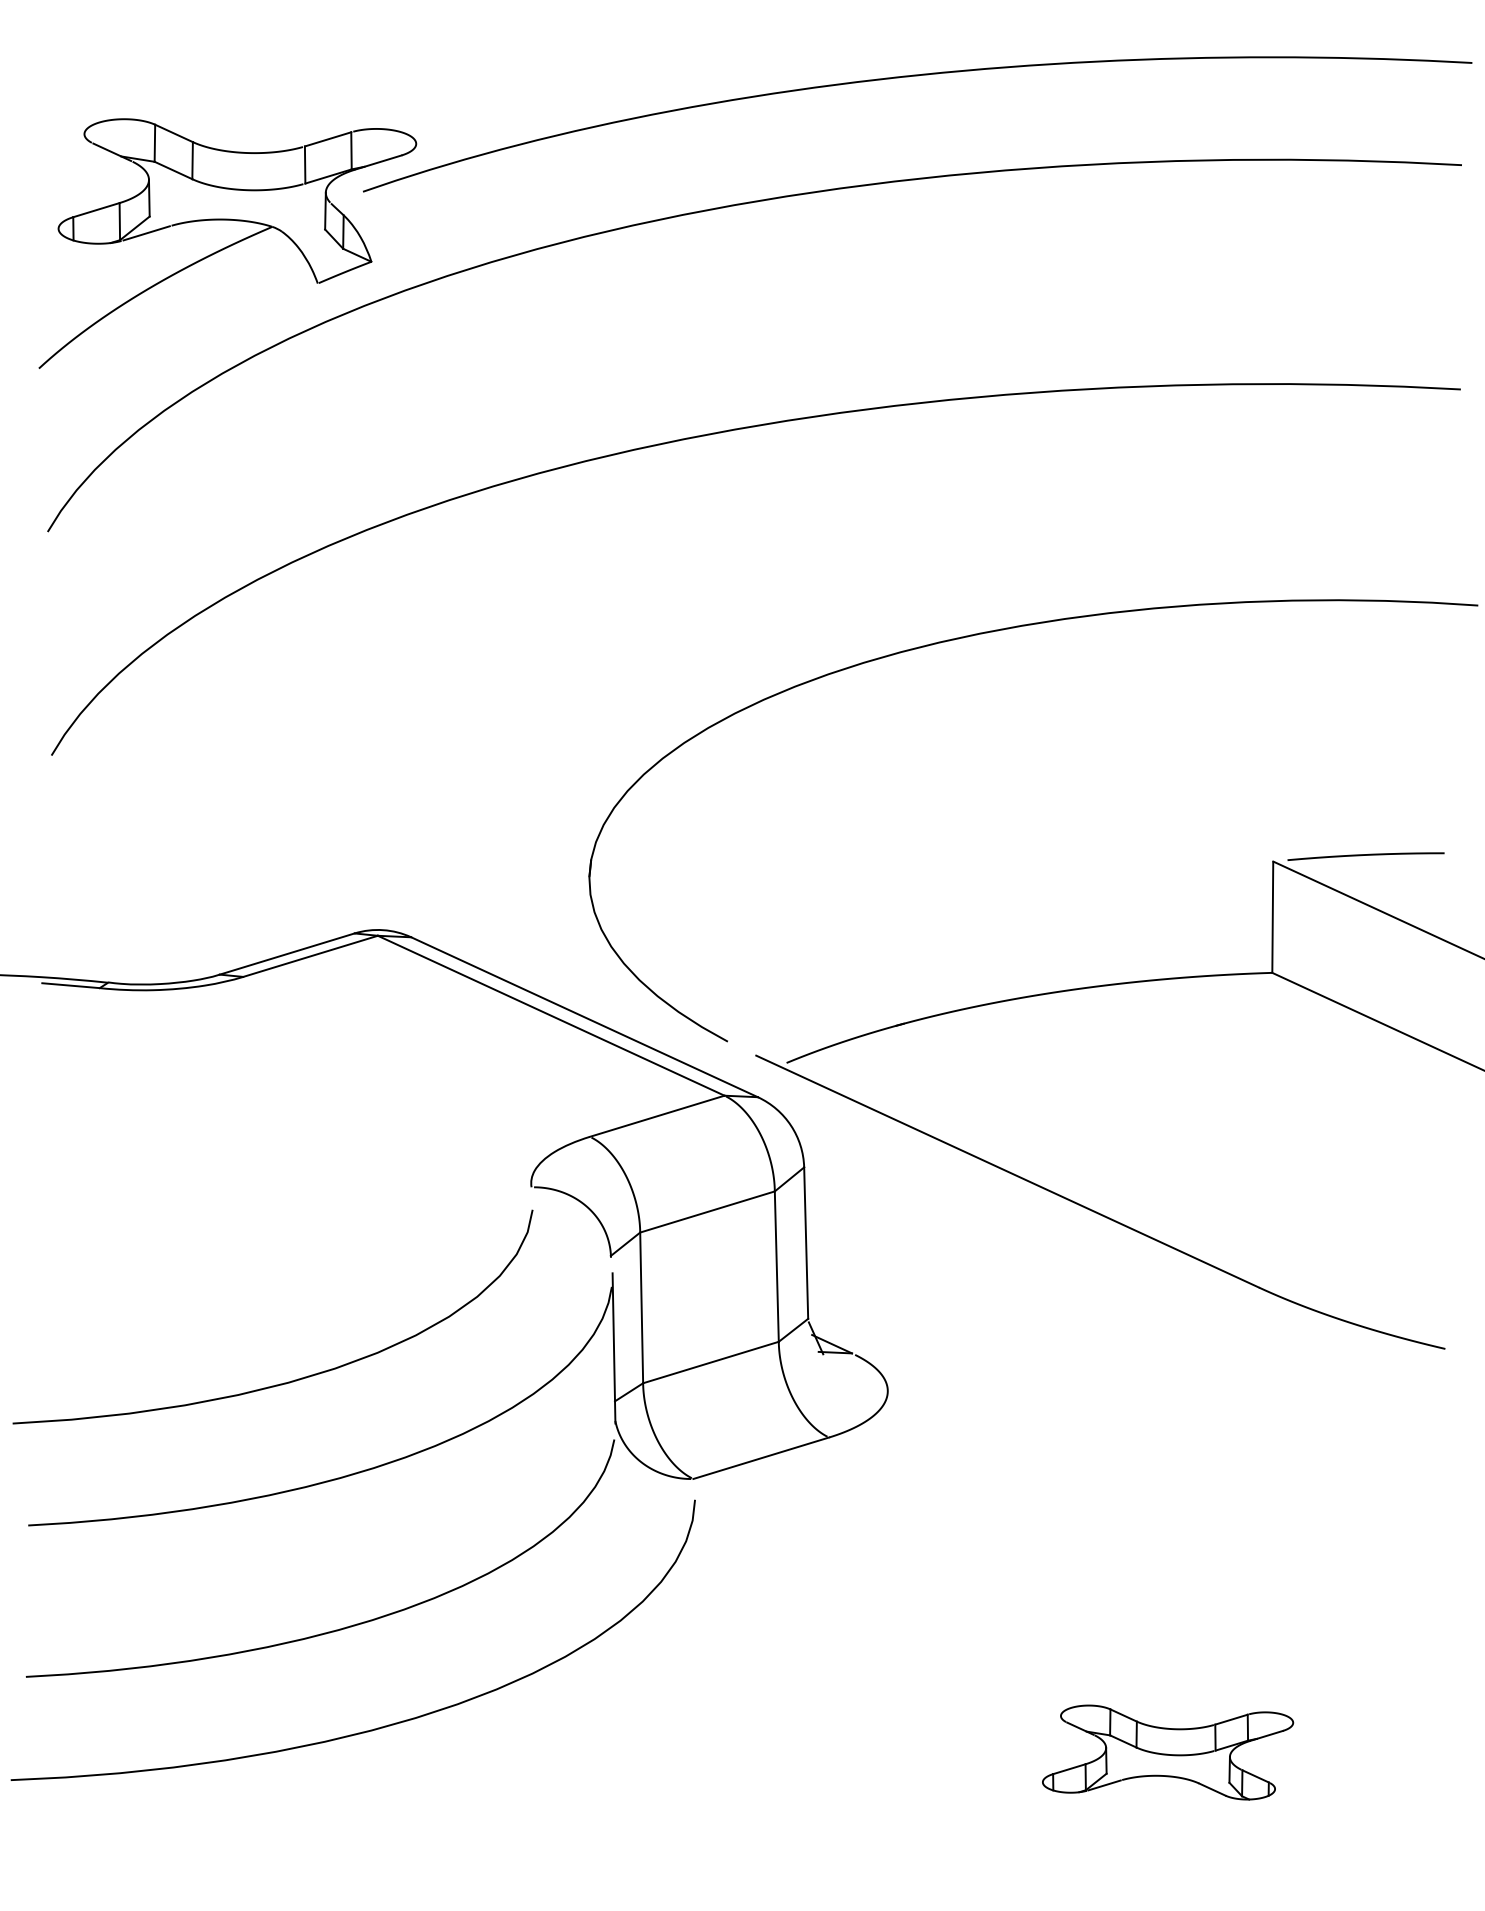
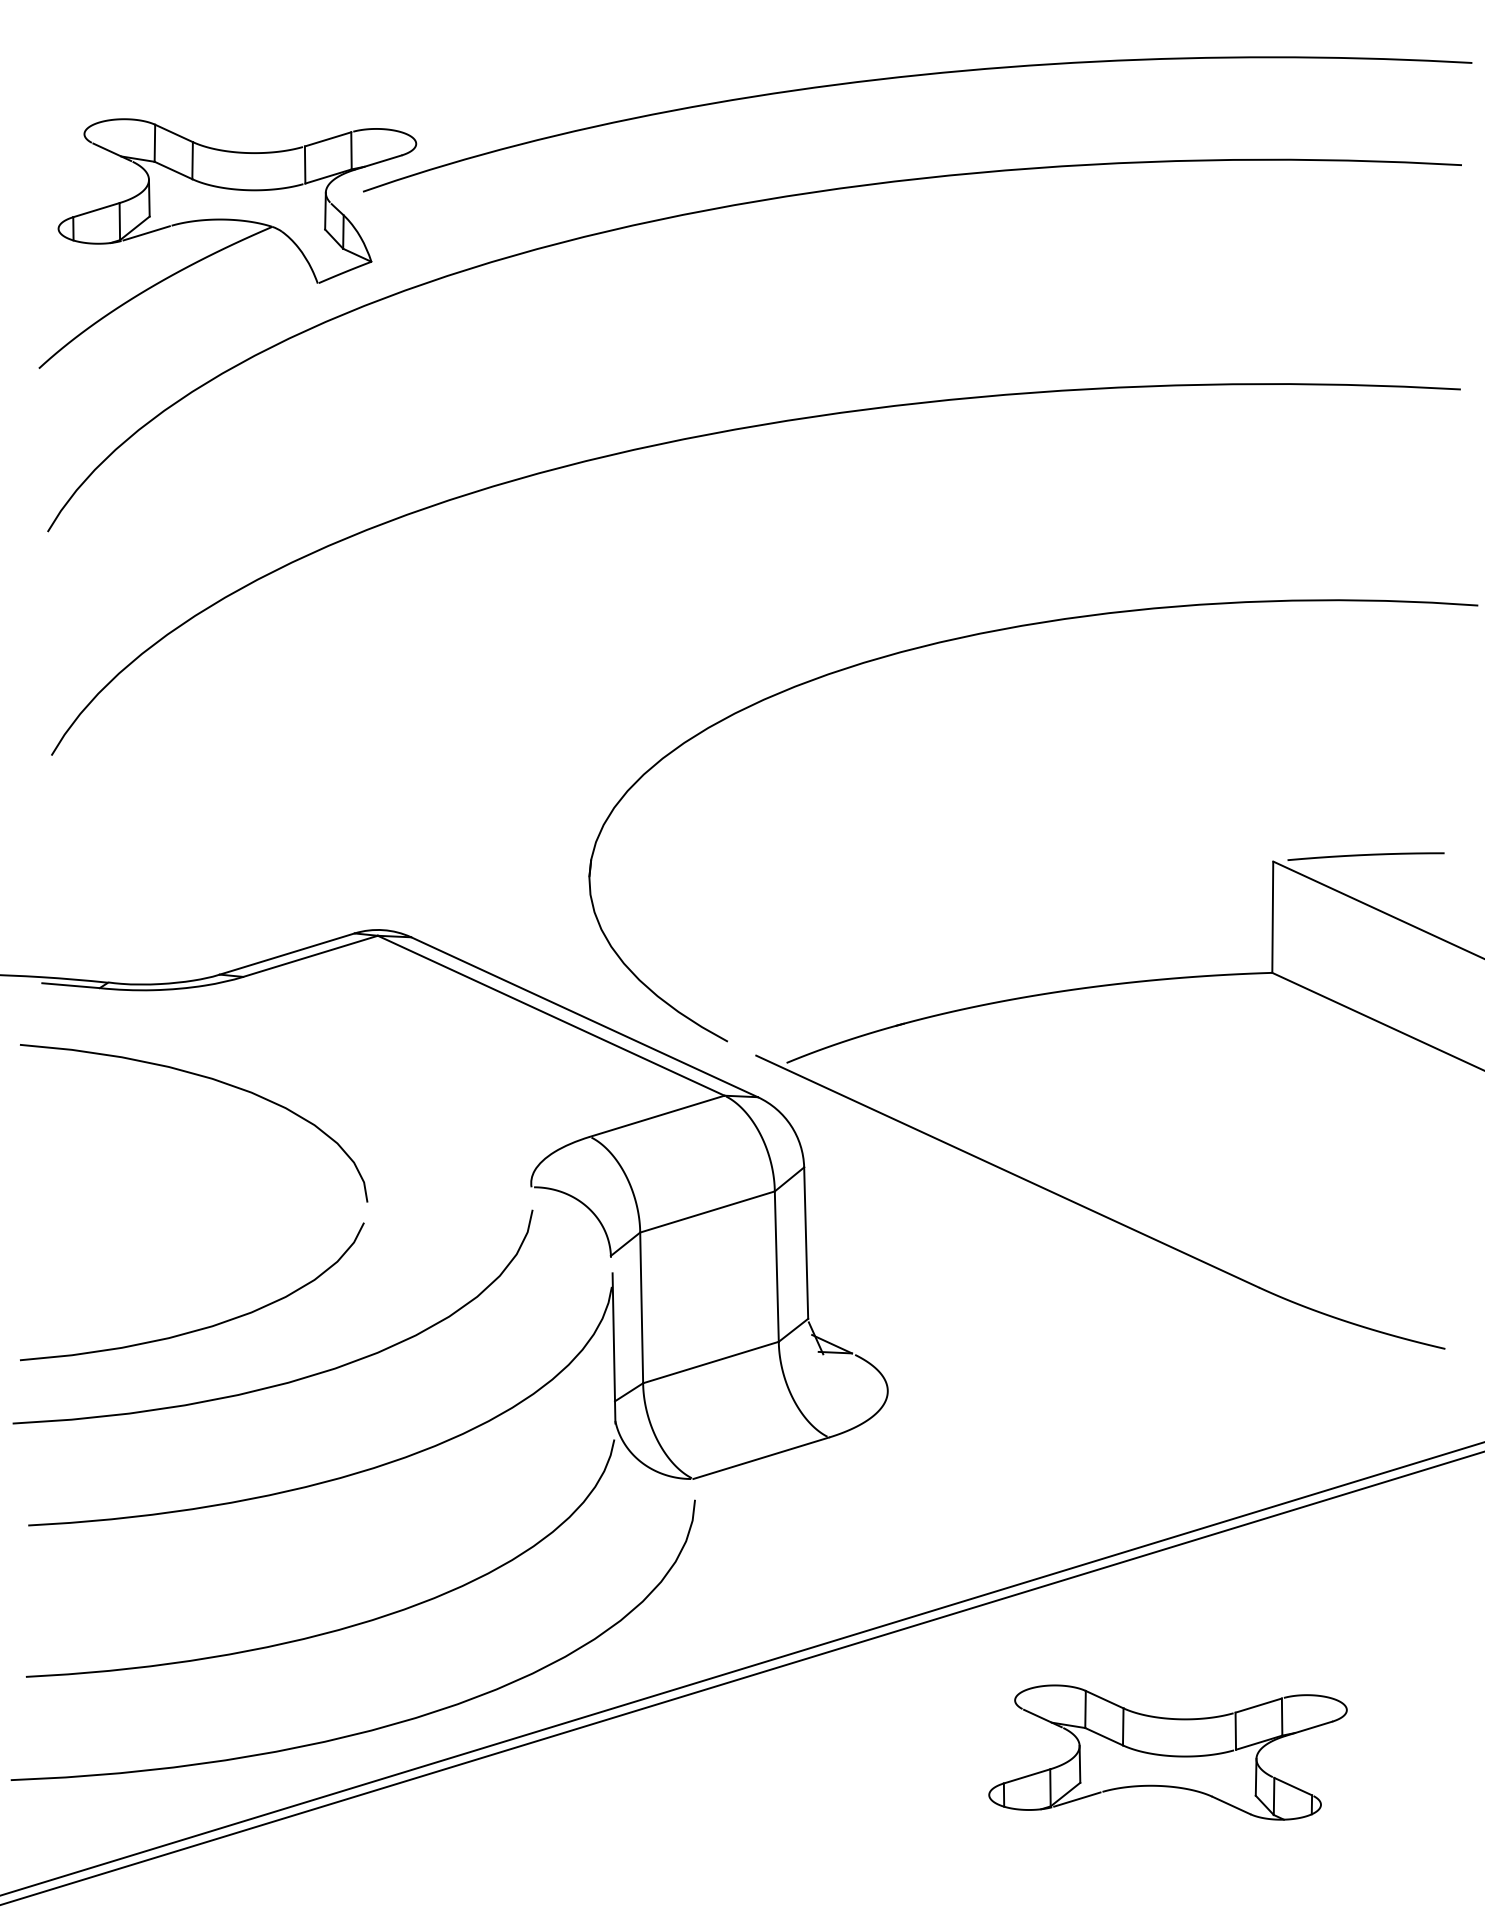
curve: none -> present (206, 1078)
curve: none -> present (203, 1327)
line: none -> present (741, 1668)
line: none -> present (741, 1678)
part size: 253x97 px -> 360x137 px (1167, 1752)
